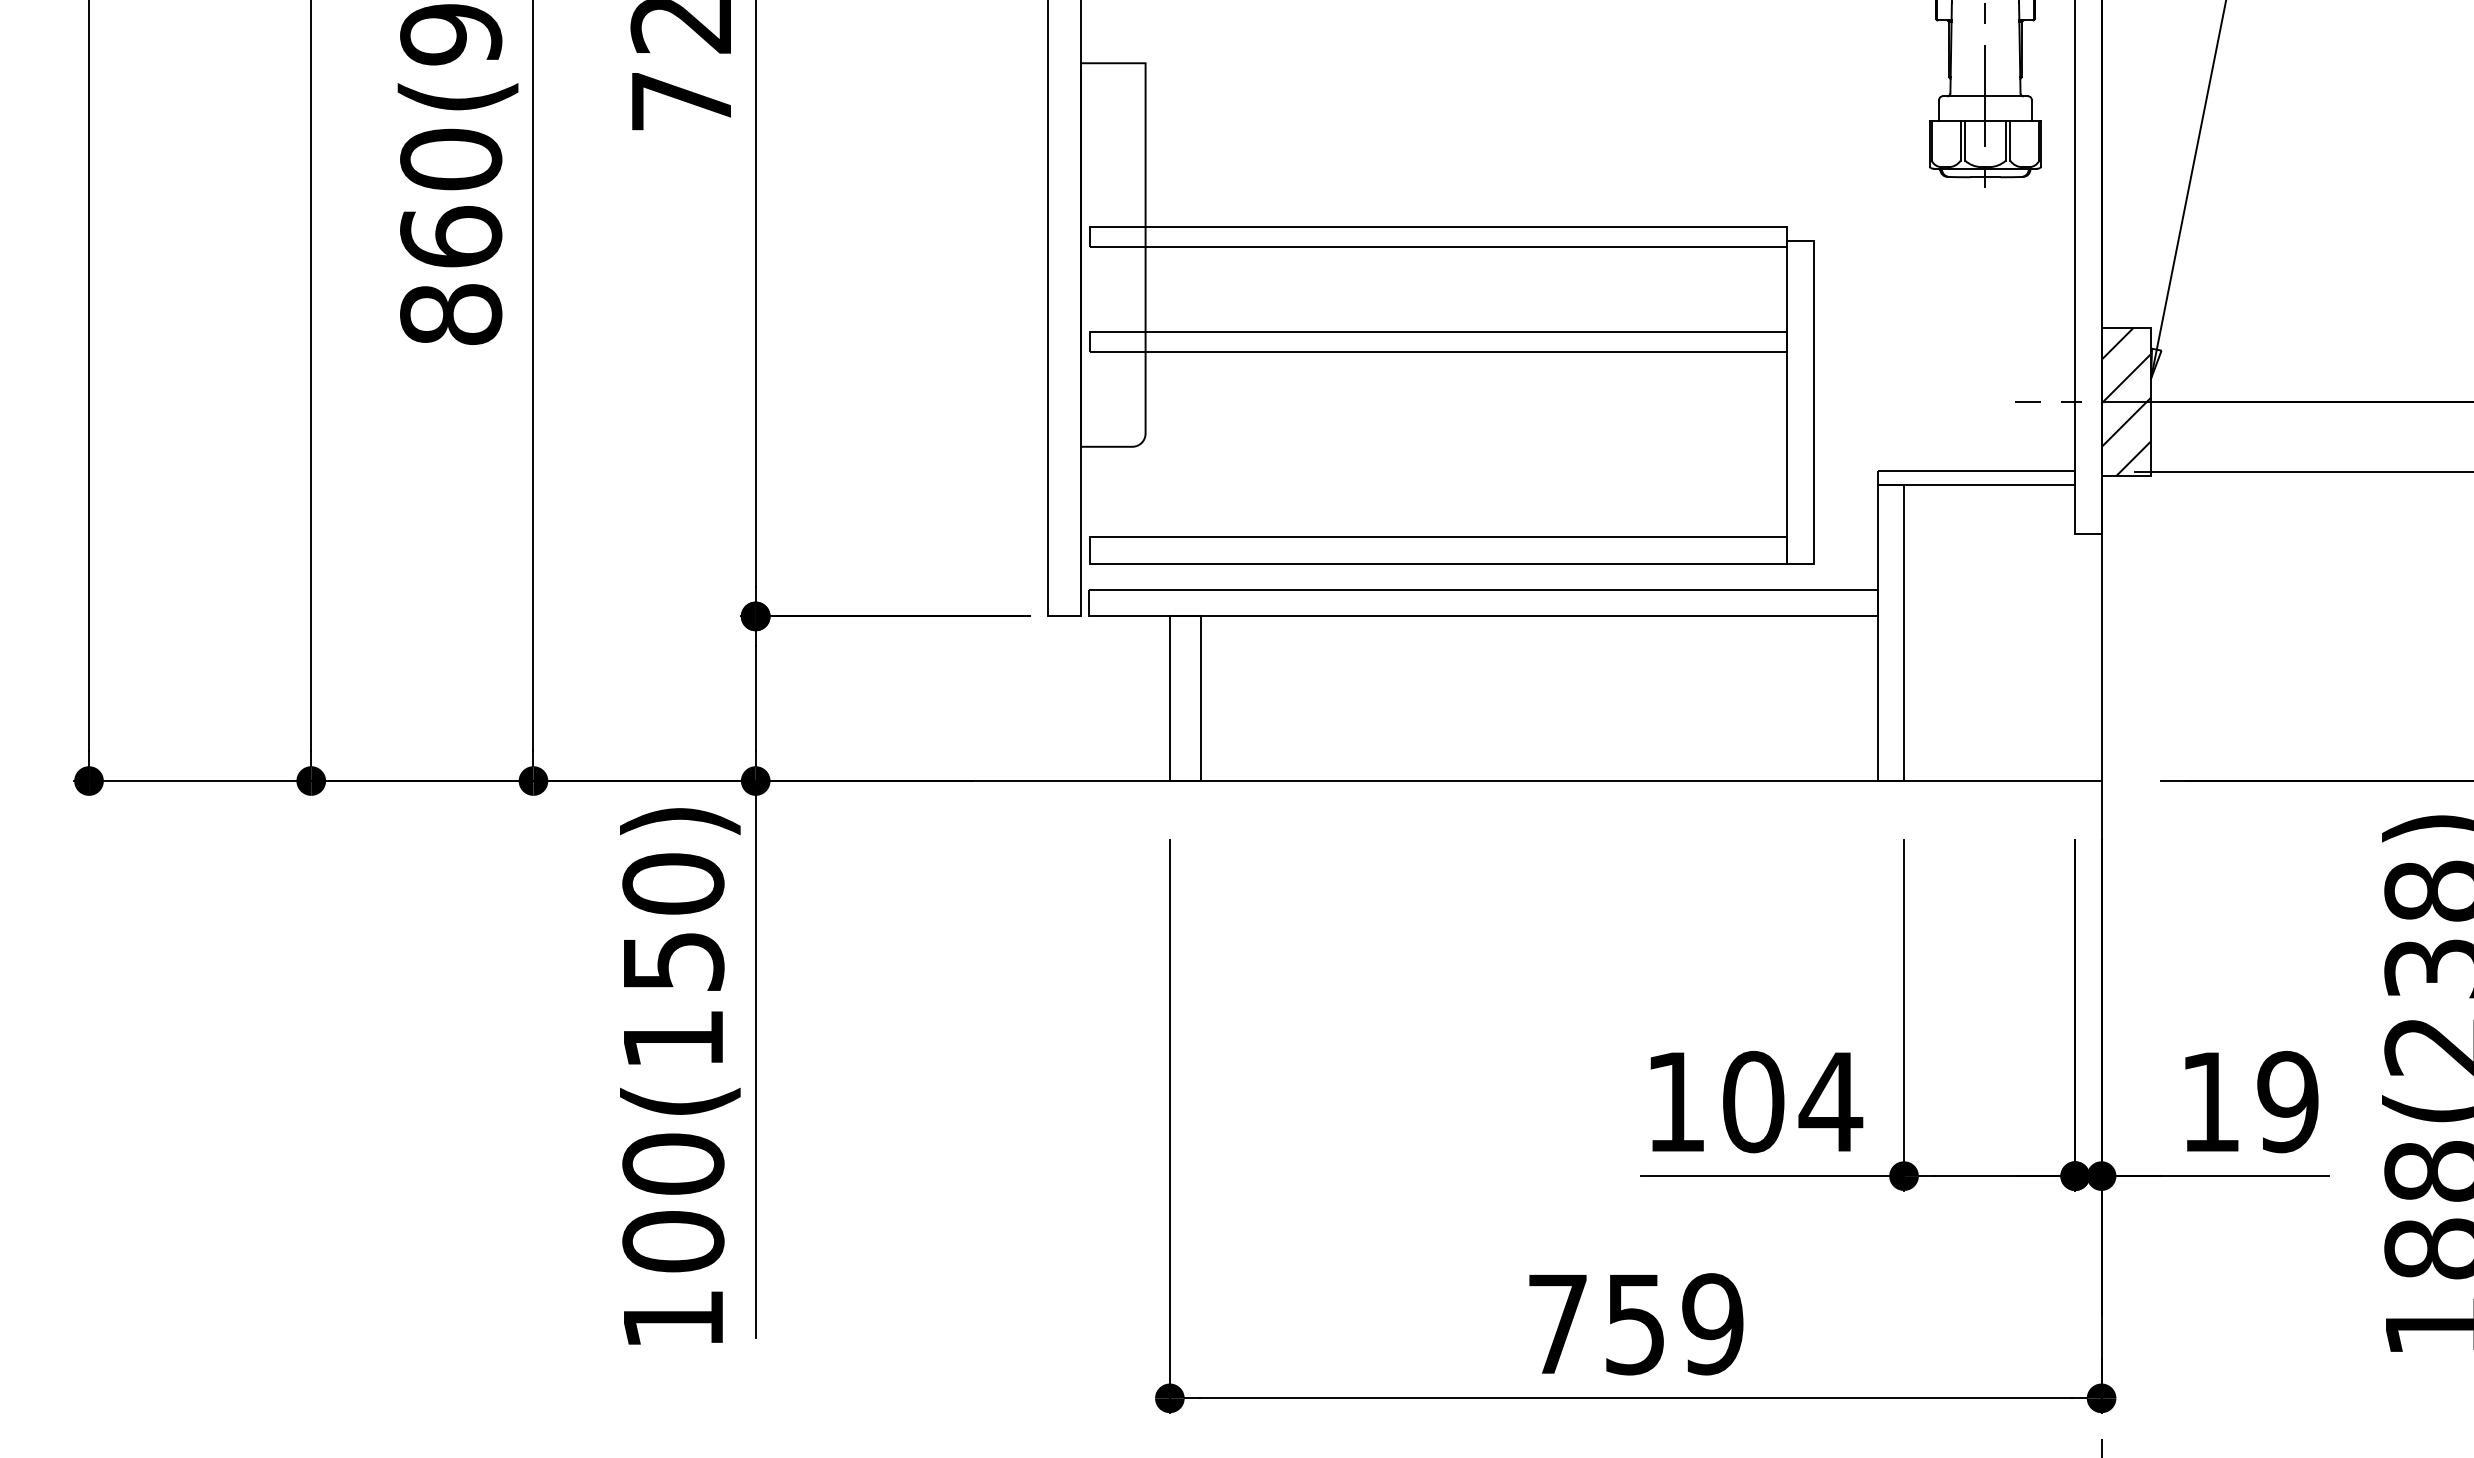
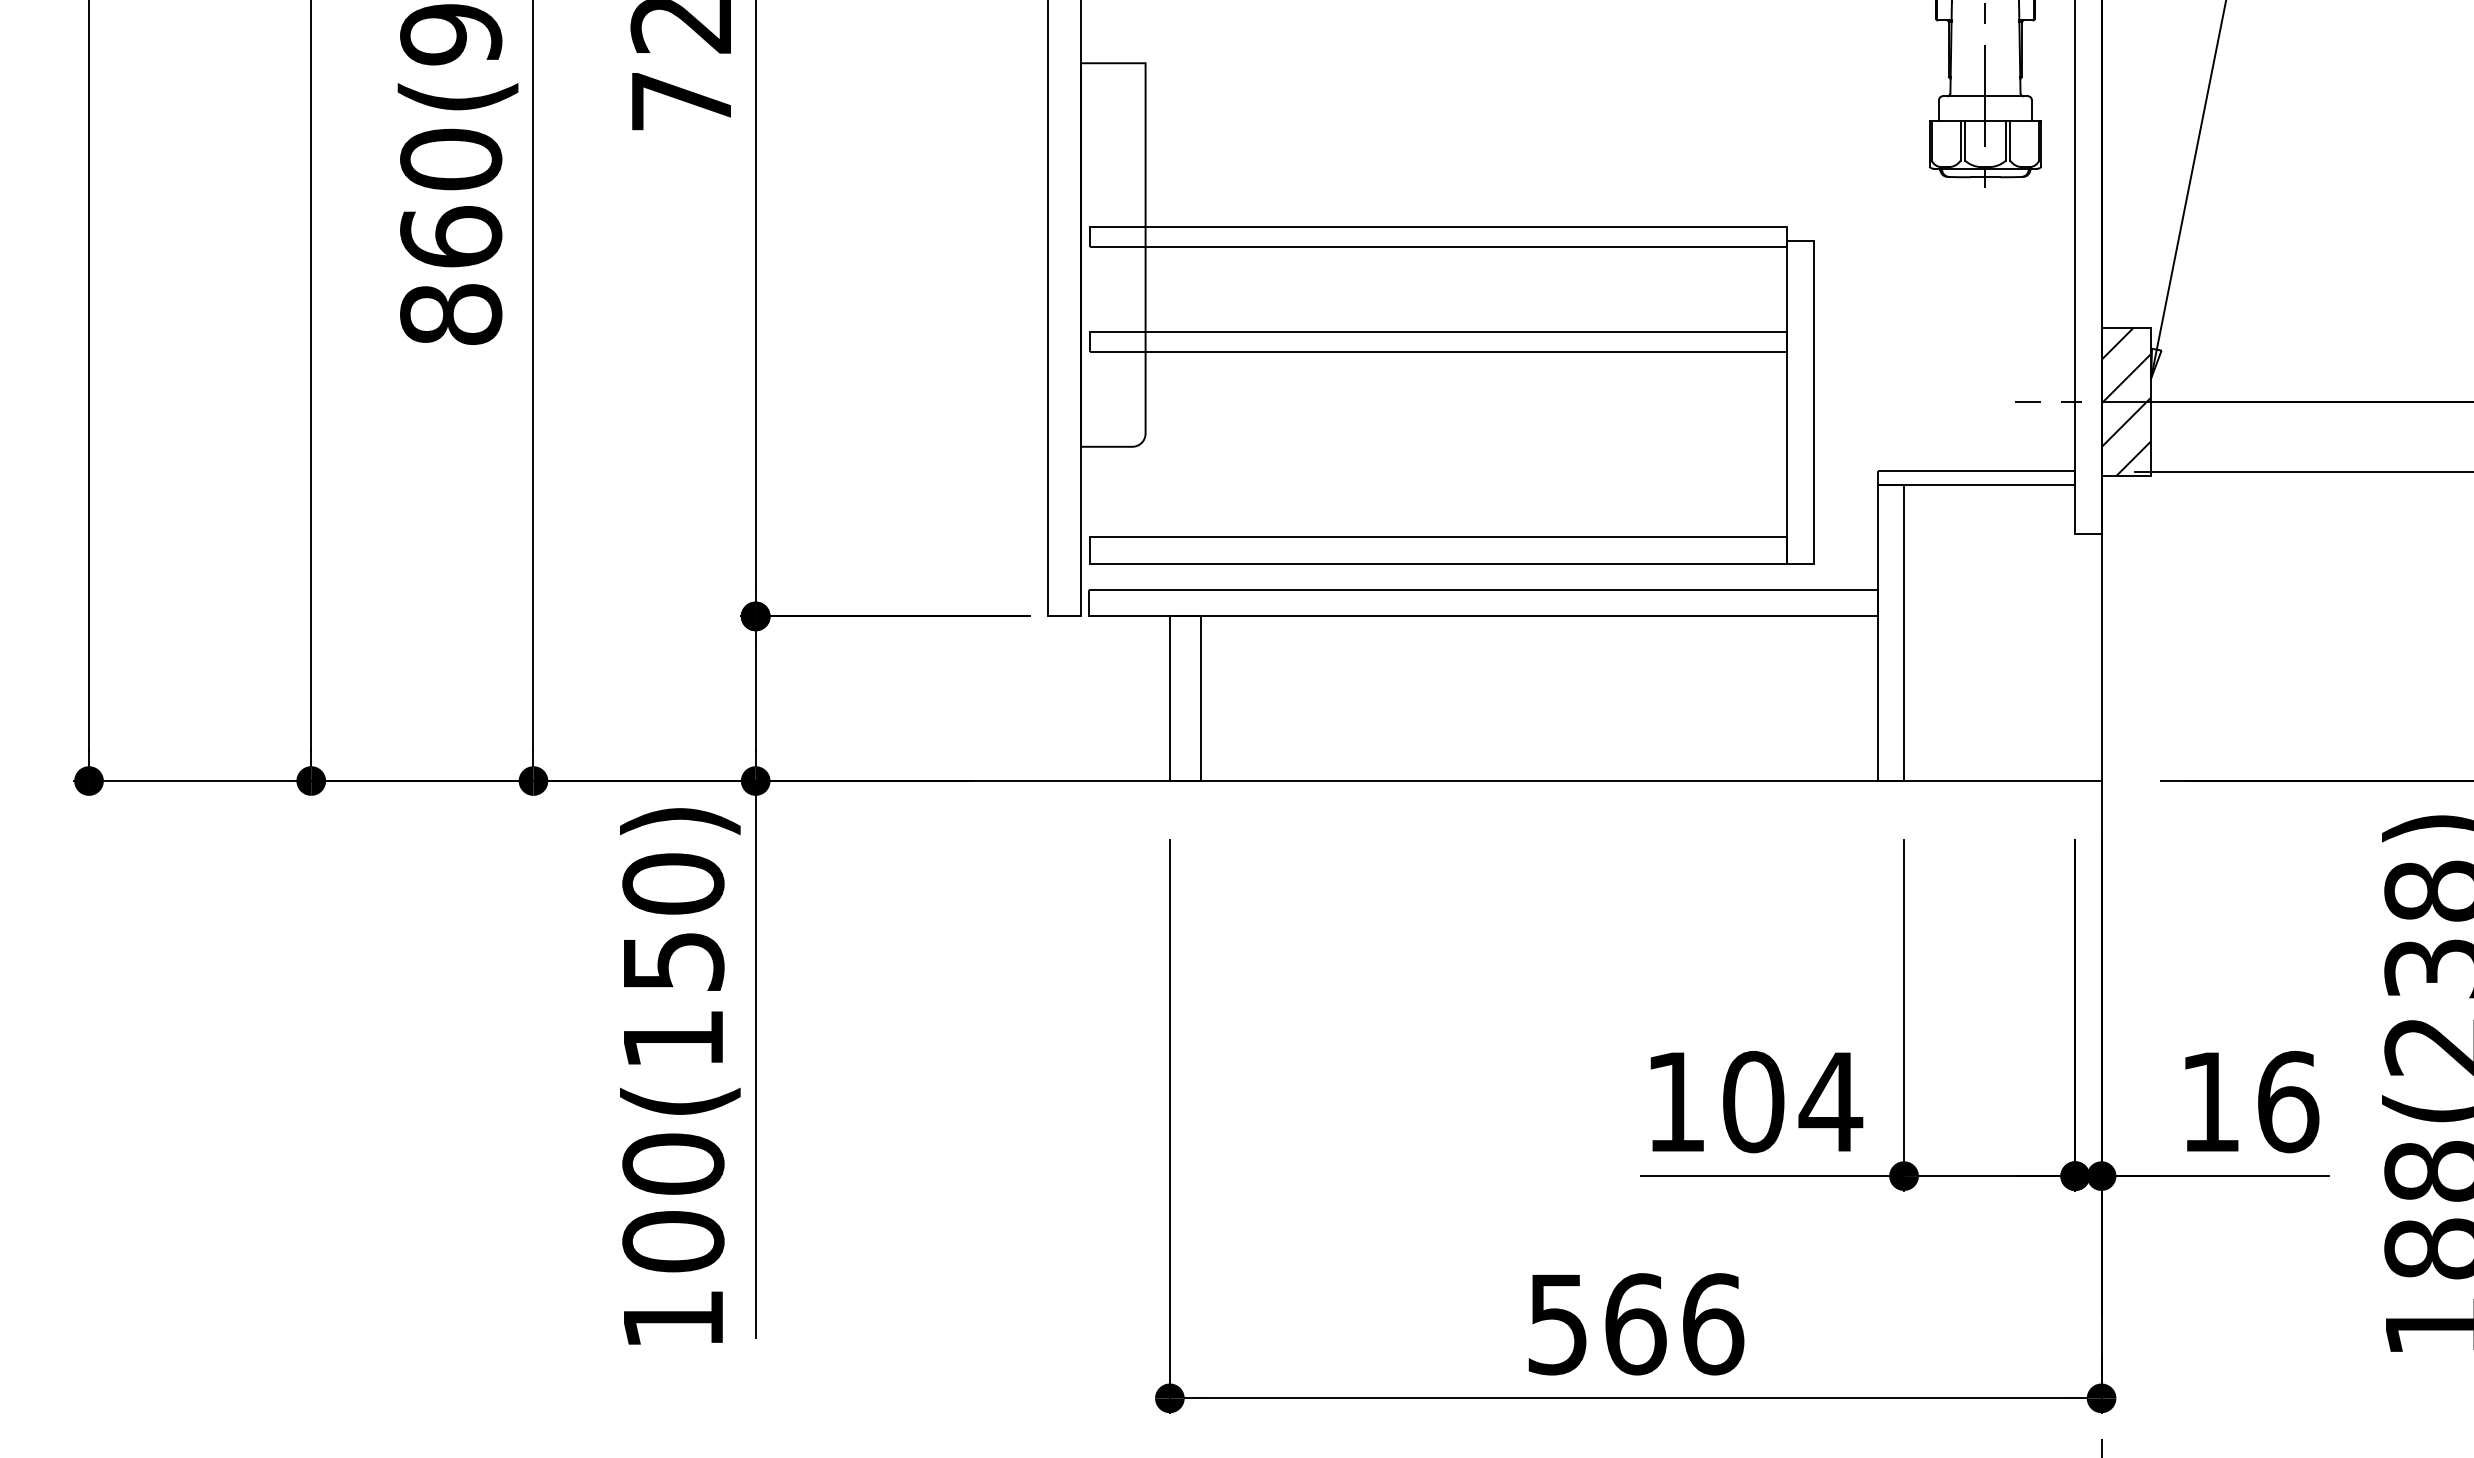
text: 19 -> 16 (2288, 1101)
text: 759 -> 566 (1636, 1324)
